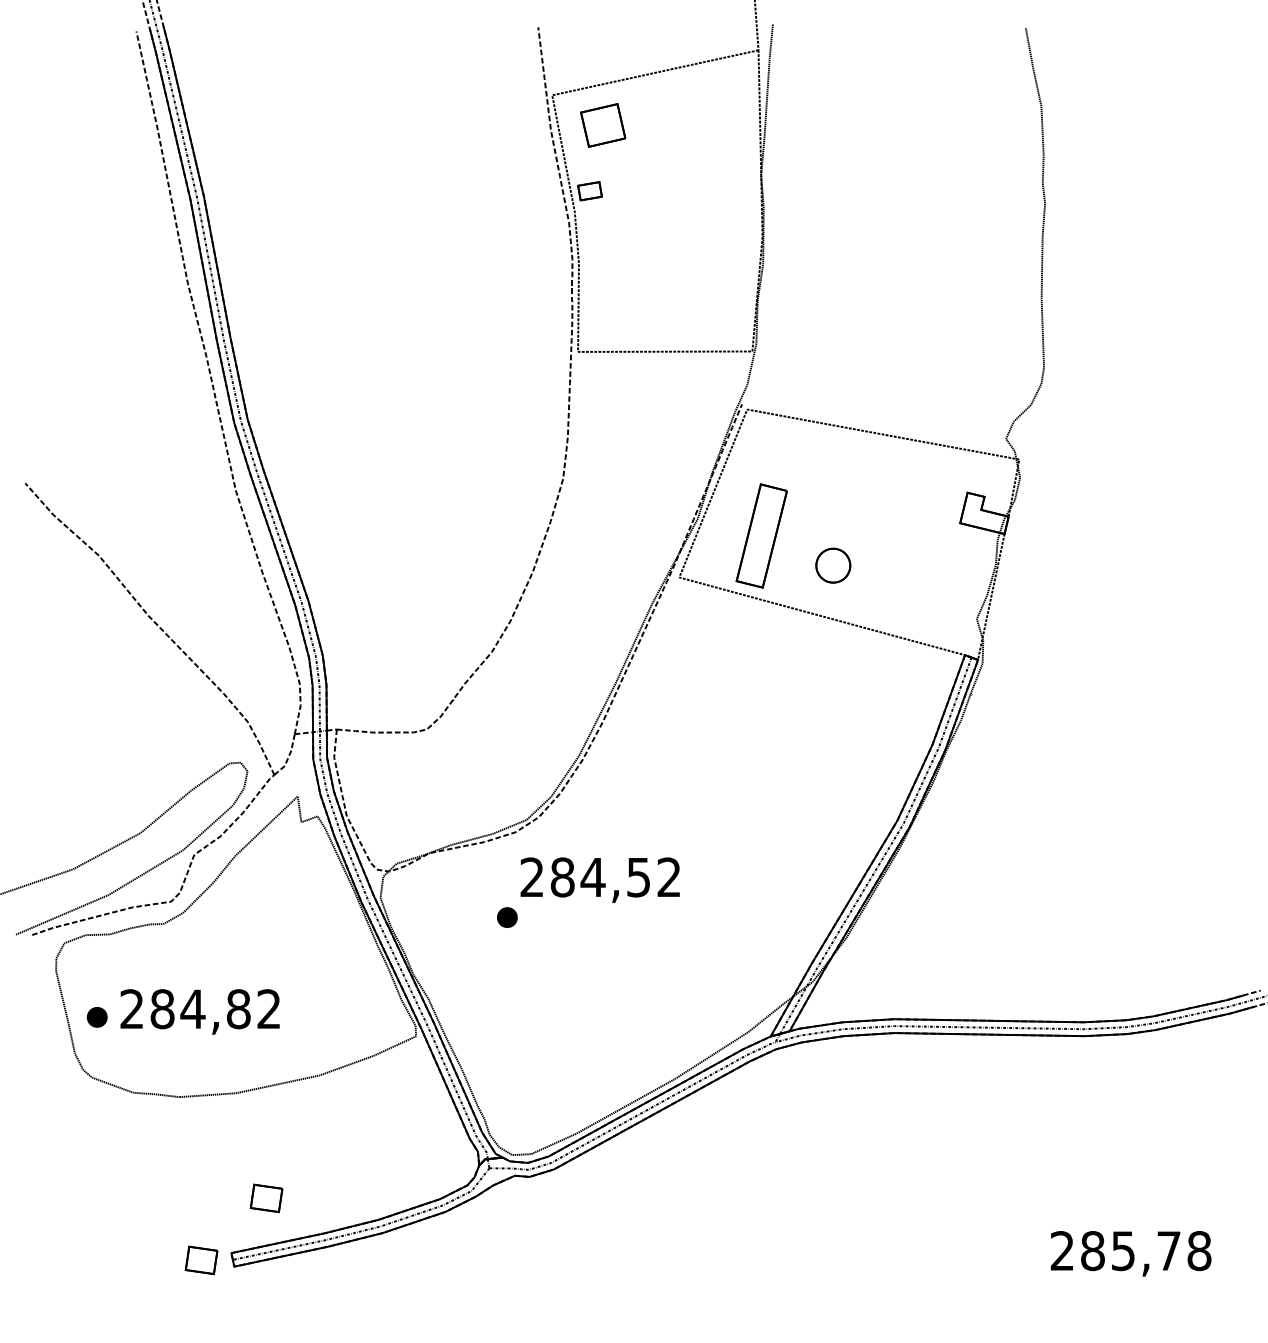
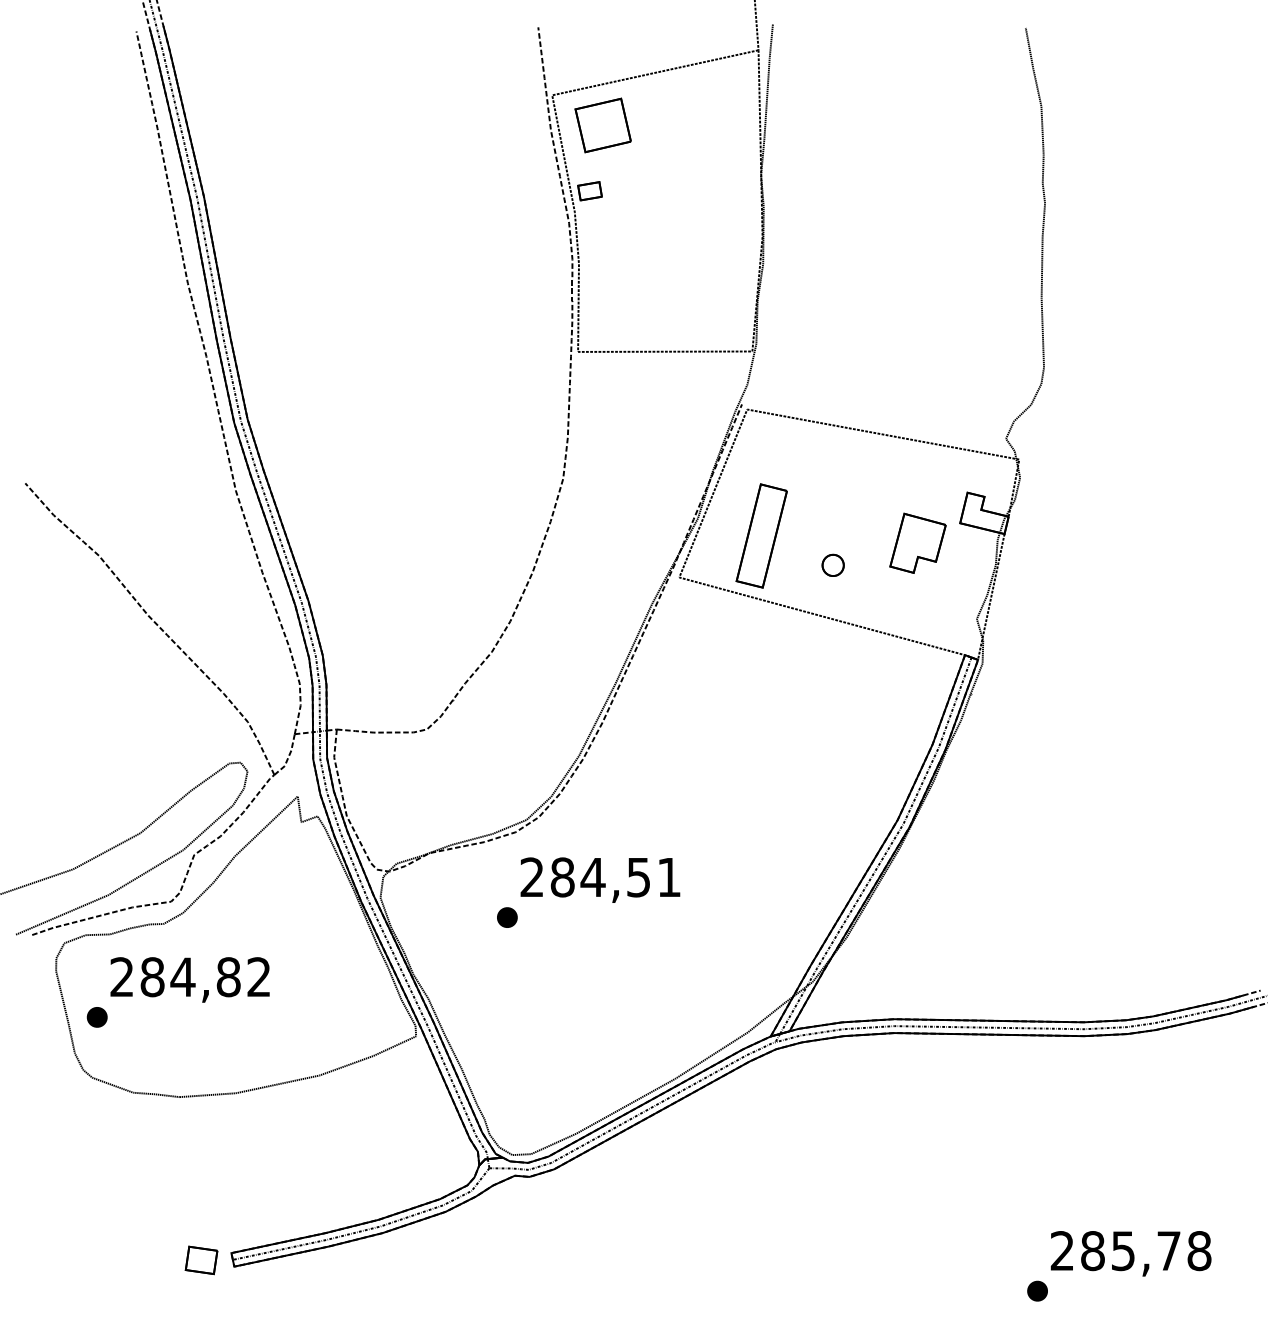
part size: 47x45 px -> 58x57 px (602, 125)
part: none -> present (917, 542)
part size: 37x37 px -> 24x24 px (832, 564)
text: 284,52 -> 284,51 (668, 876)
text position: (199, 1011) -> (189, 979) (189, 979)
part: present -> none (266, 1198)
part: none -> present (1037, 1290)
